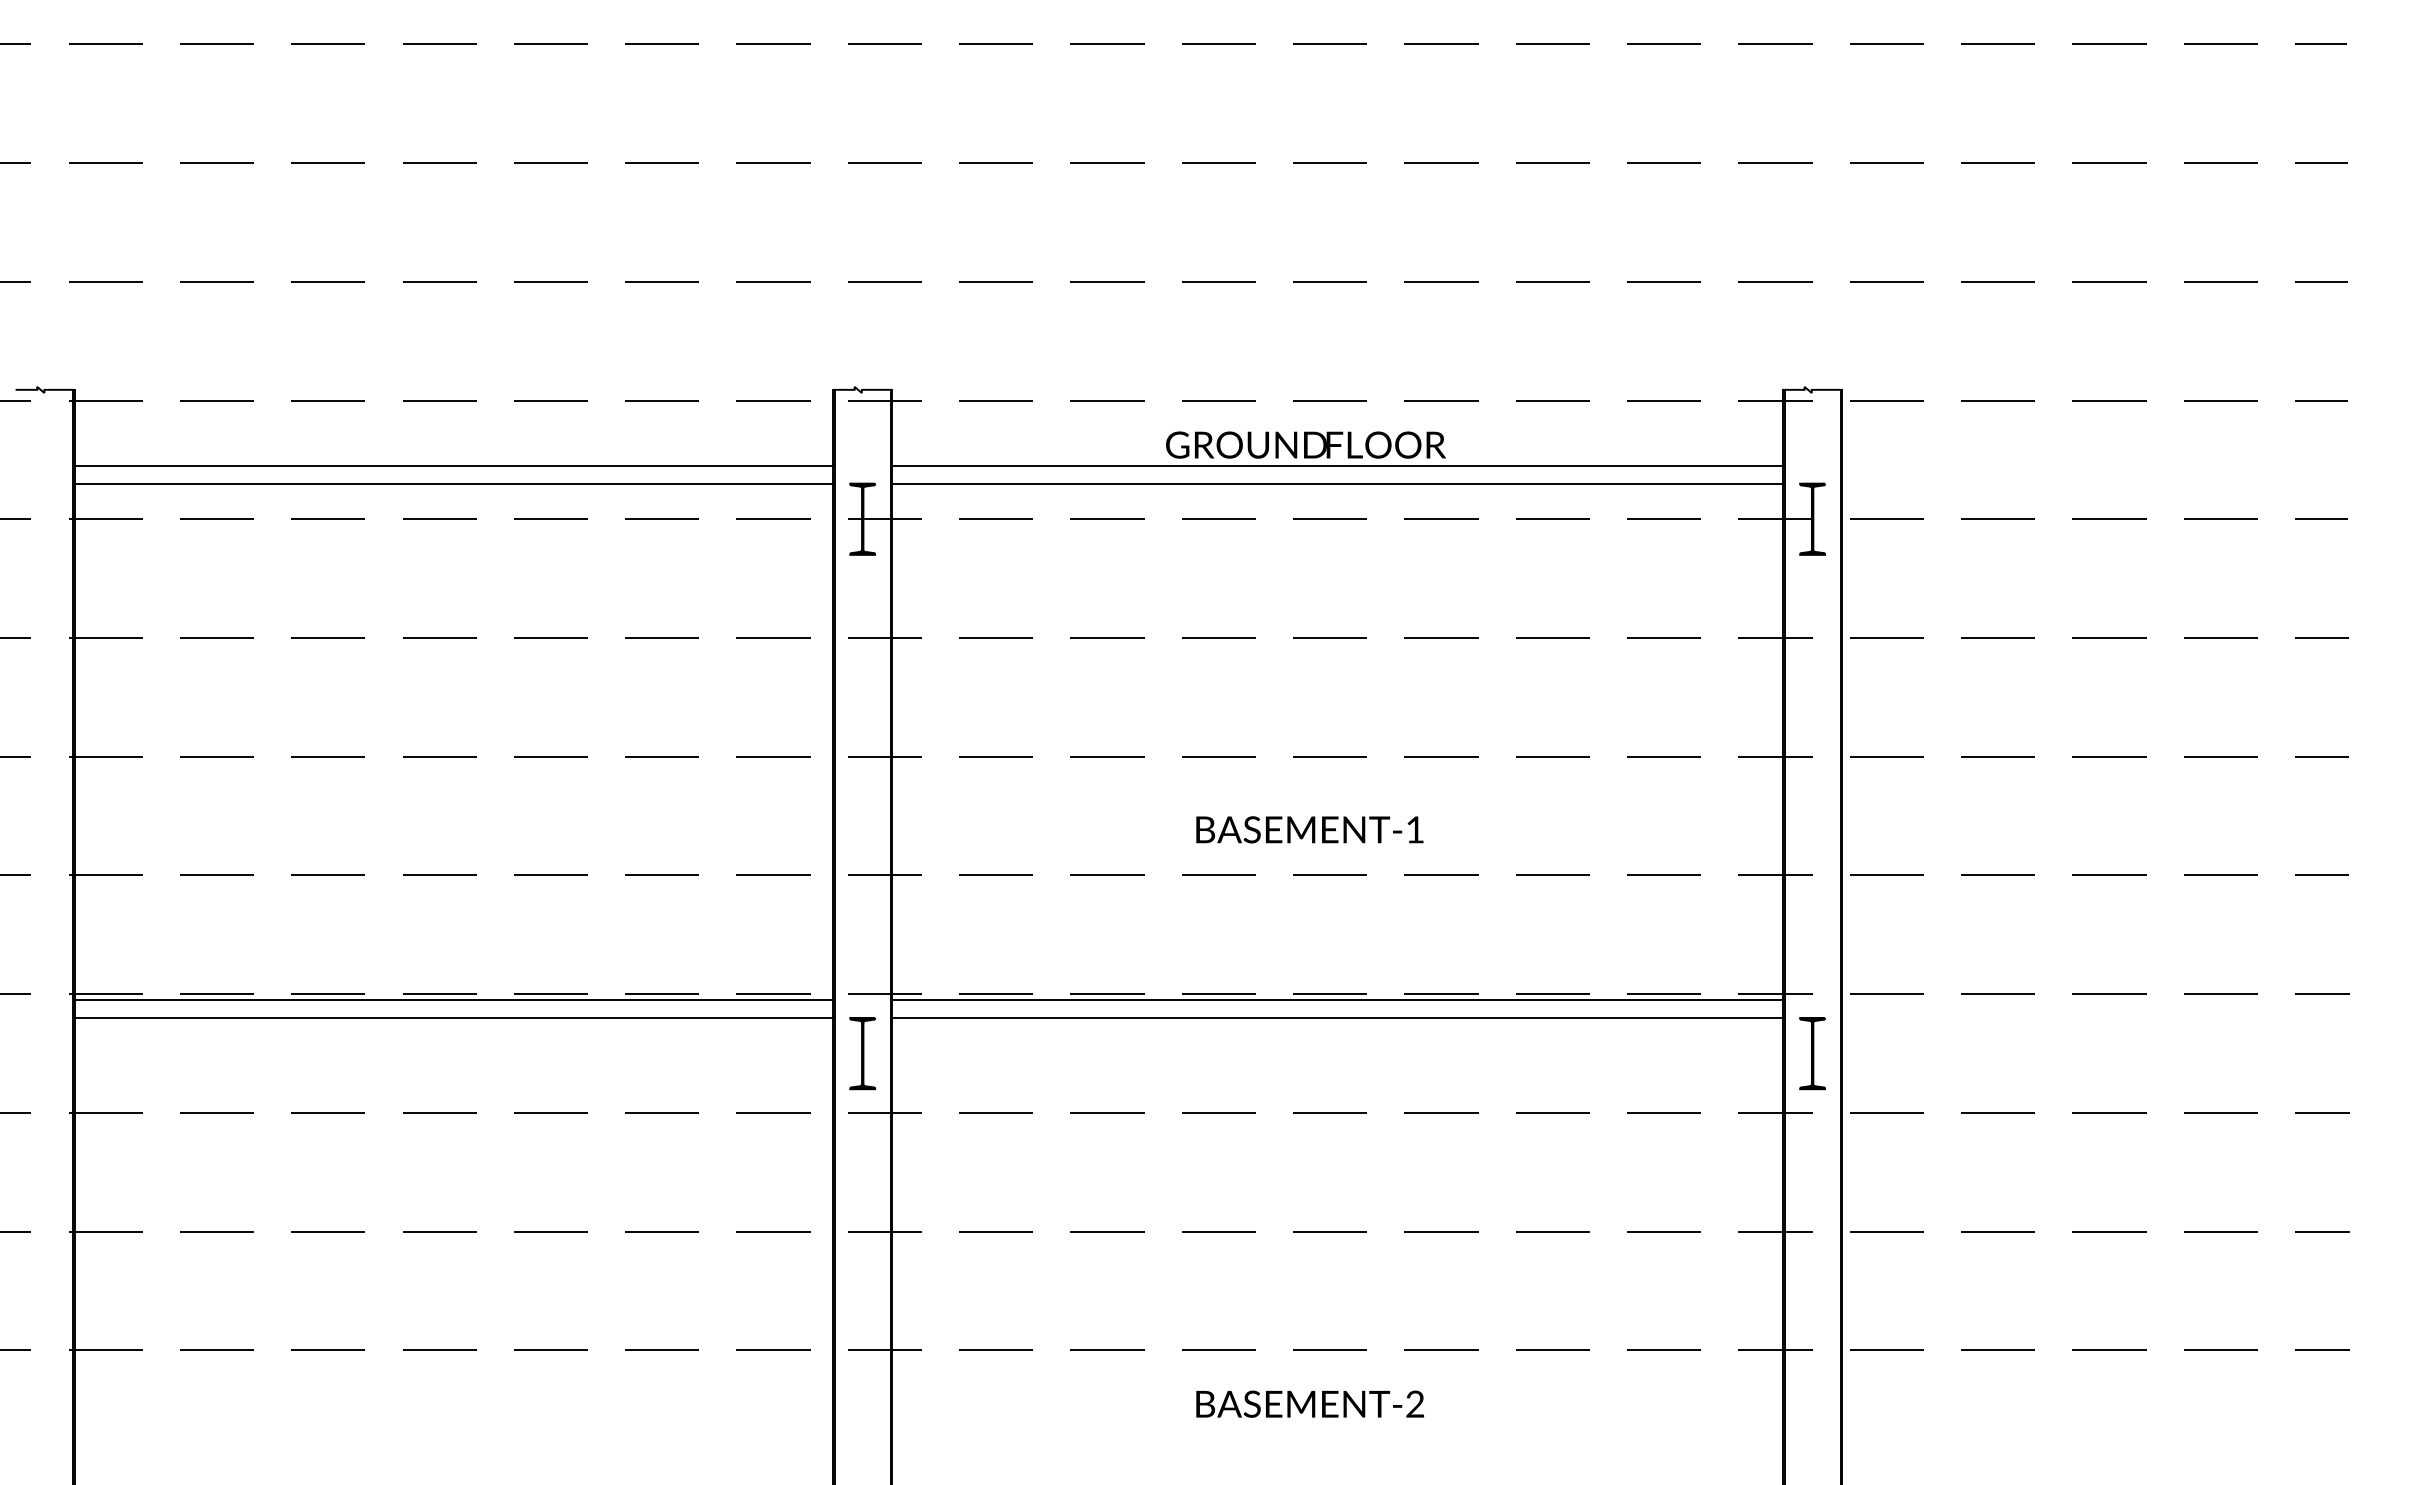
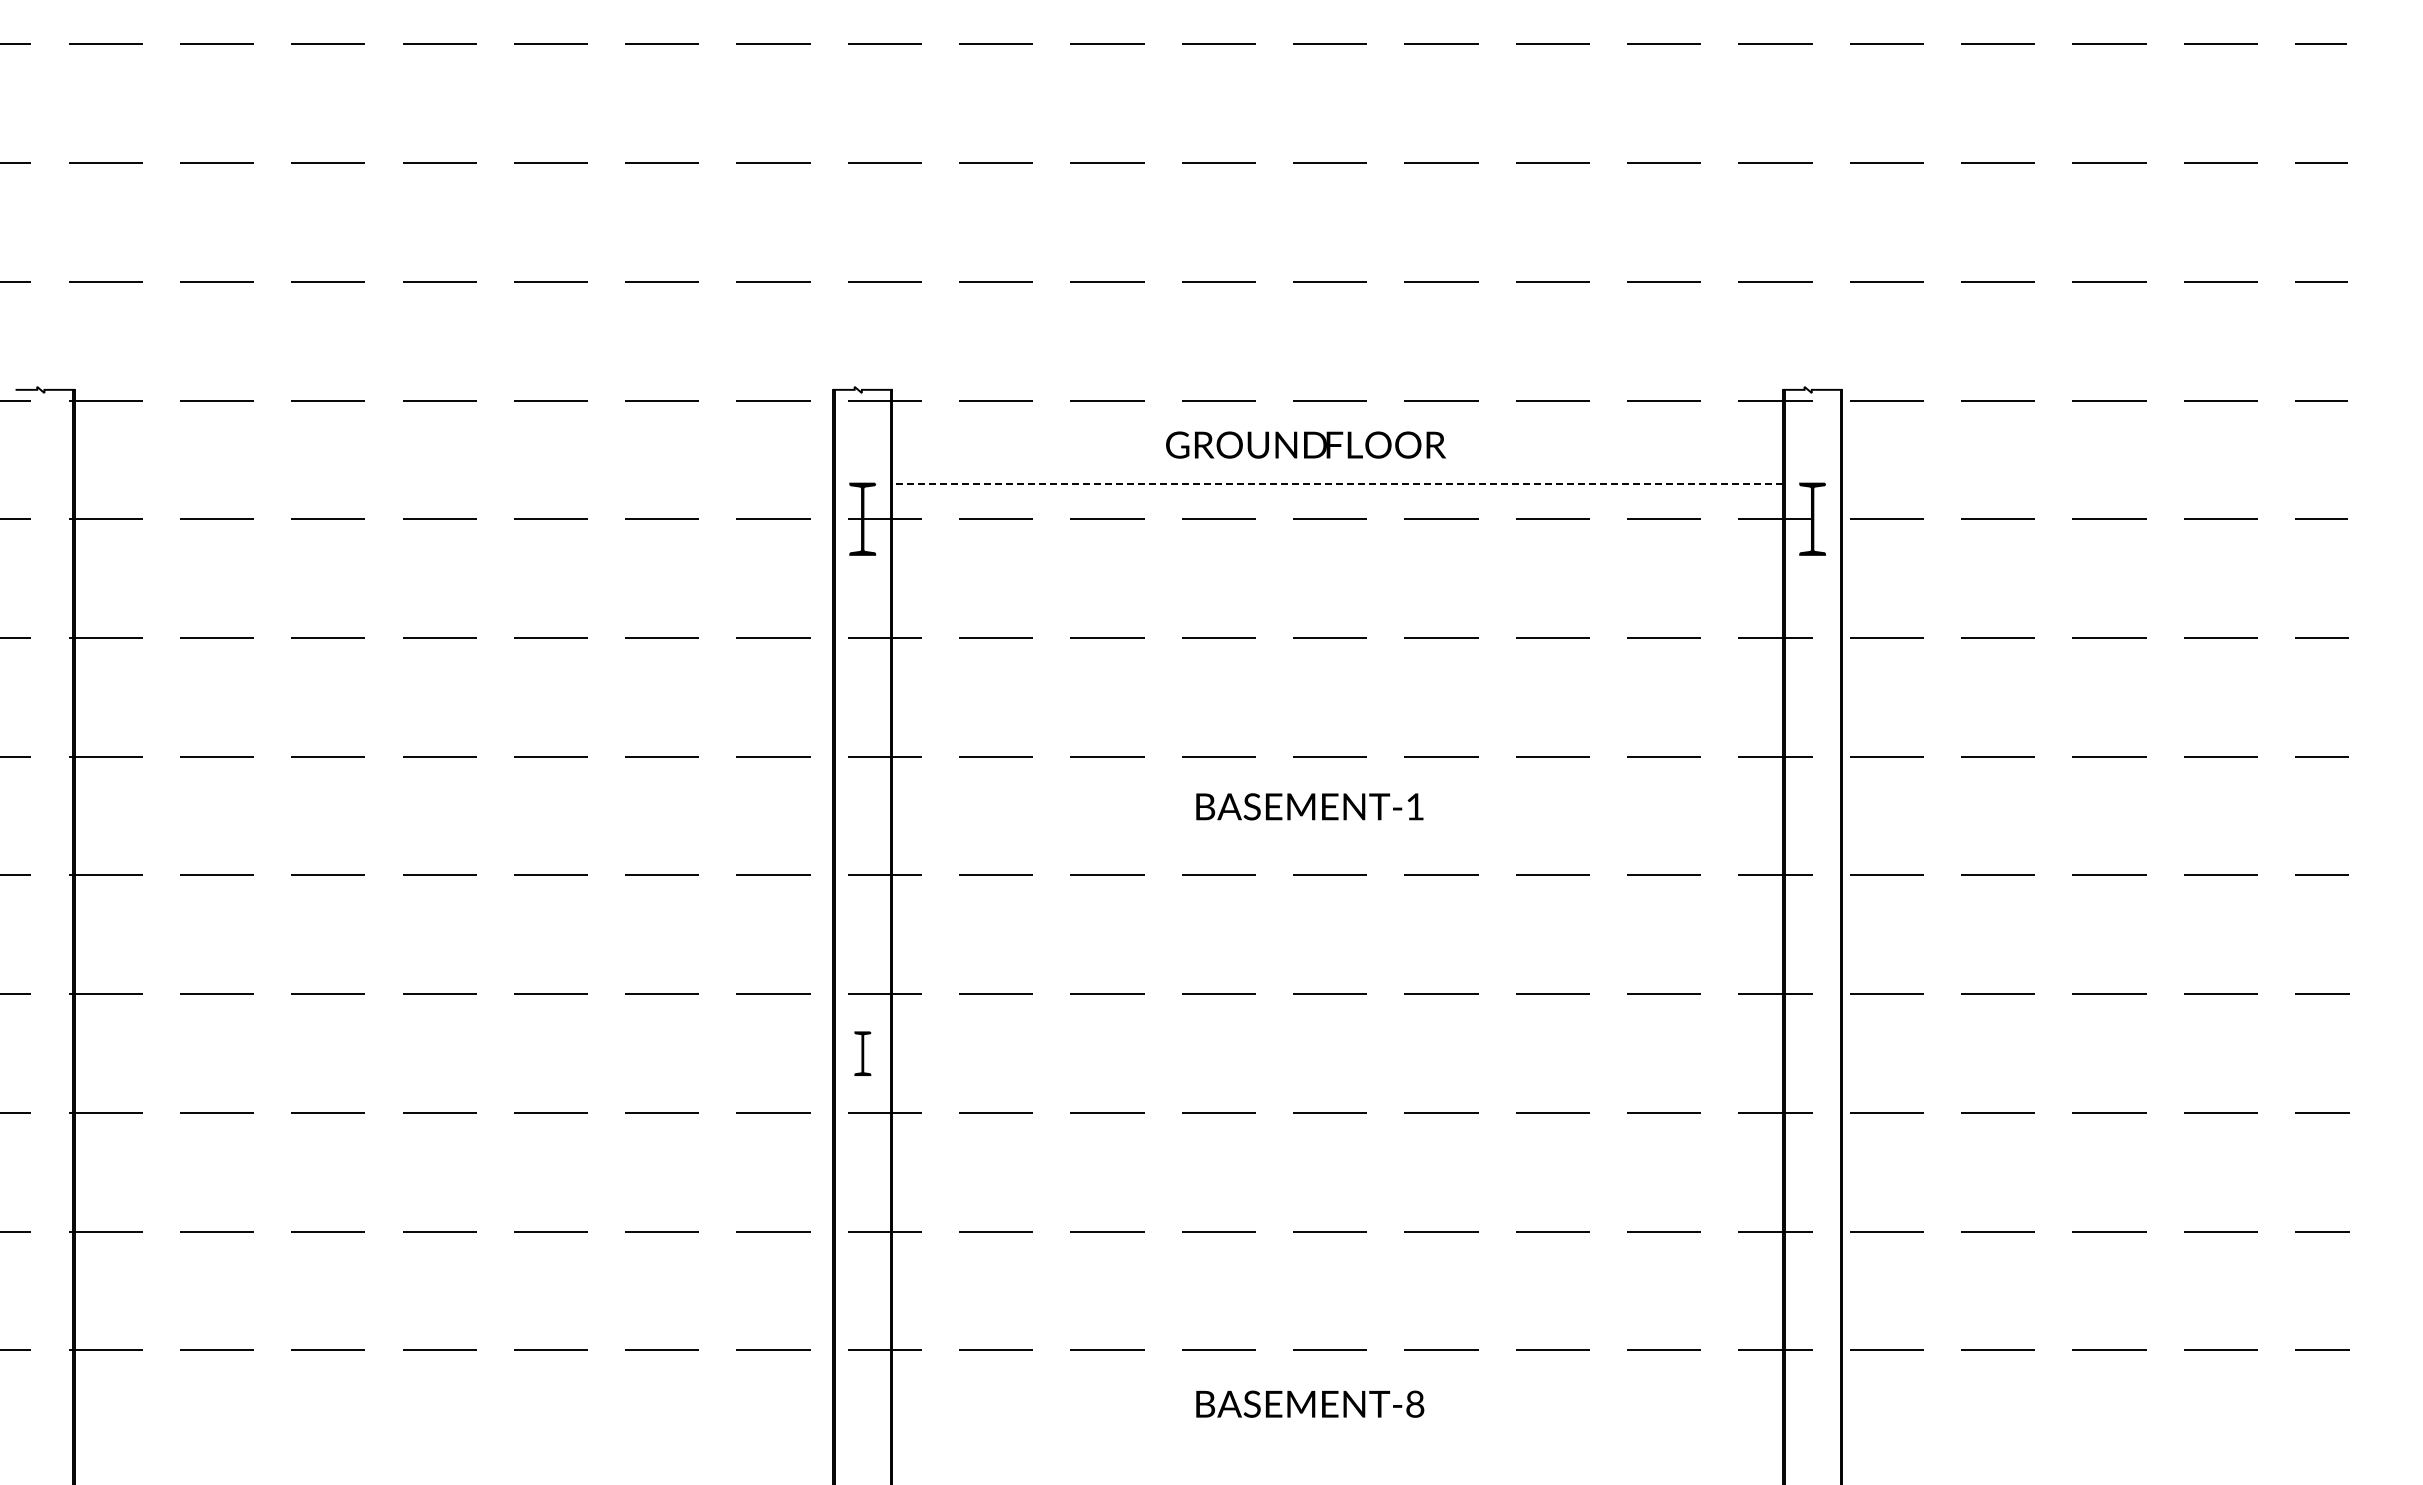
line: present -> none (453, 465)
line: present -> none (1337, 465)
line: present -> none (453, 483)
line: solid -> dashed (1337, 483)
text position: (1309, 829) -> (1309, 806) (1309, 806)
line: present -> none (453, 1000)
line: present -> none (1337, 1000)
line: present -> none (453, 1017)
line: present -> none (1337, 1017)
part size: 28x74 px -> 18x45 px (862, 1053)
part: present -> none (1812, 1053)
text: BASEMENT-2 -> BASEMENT-8 (1415, 1404)
